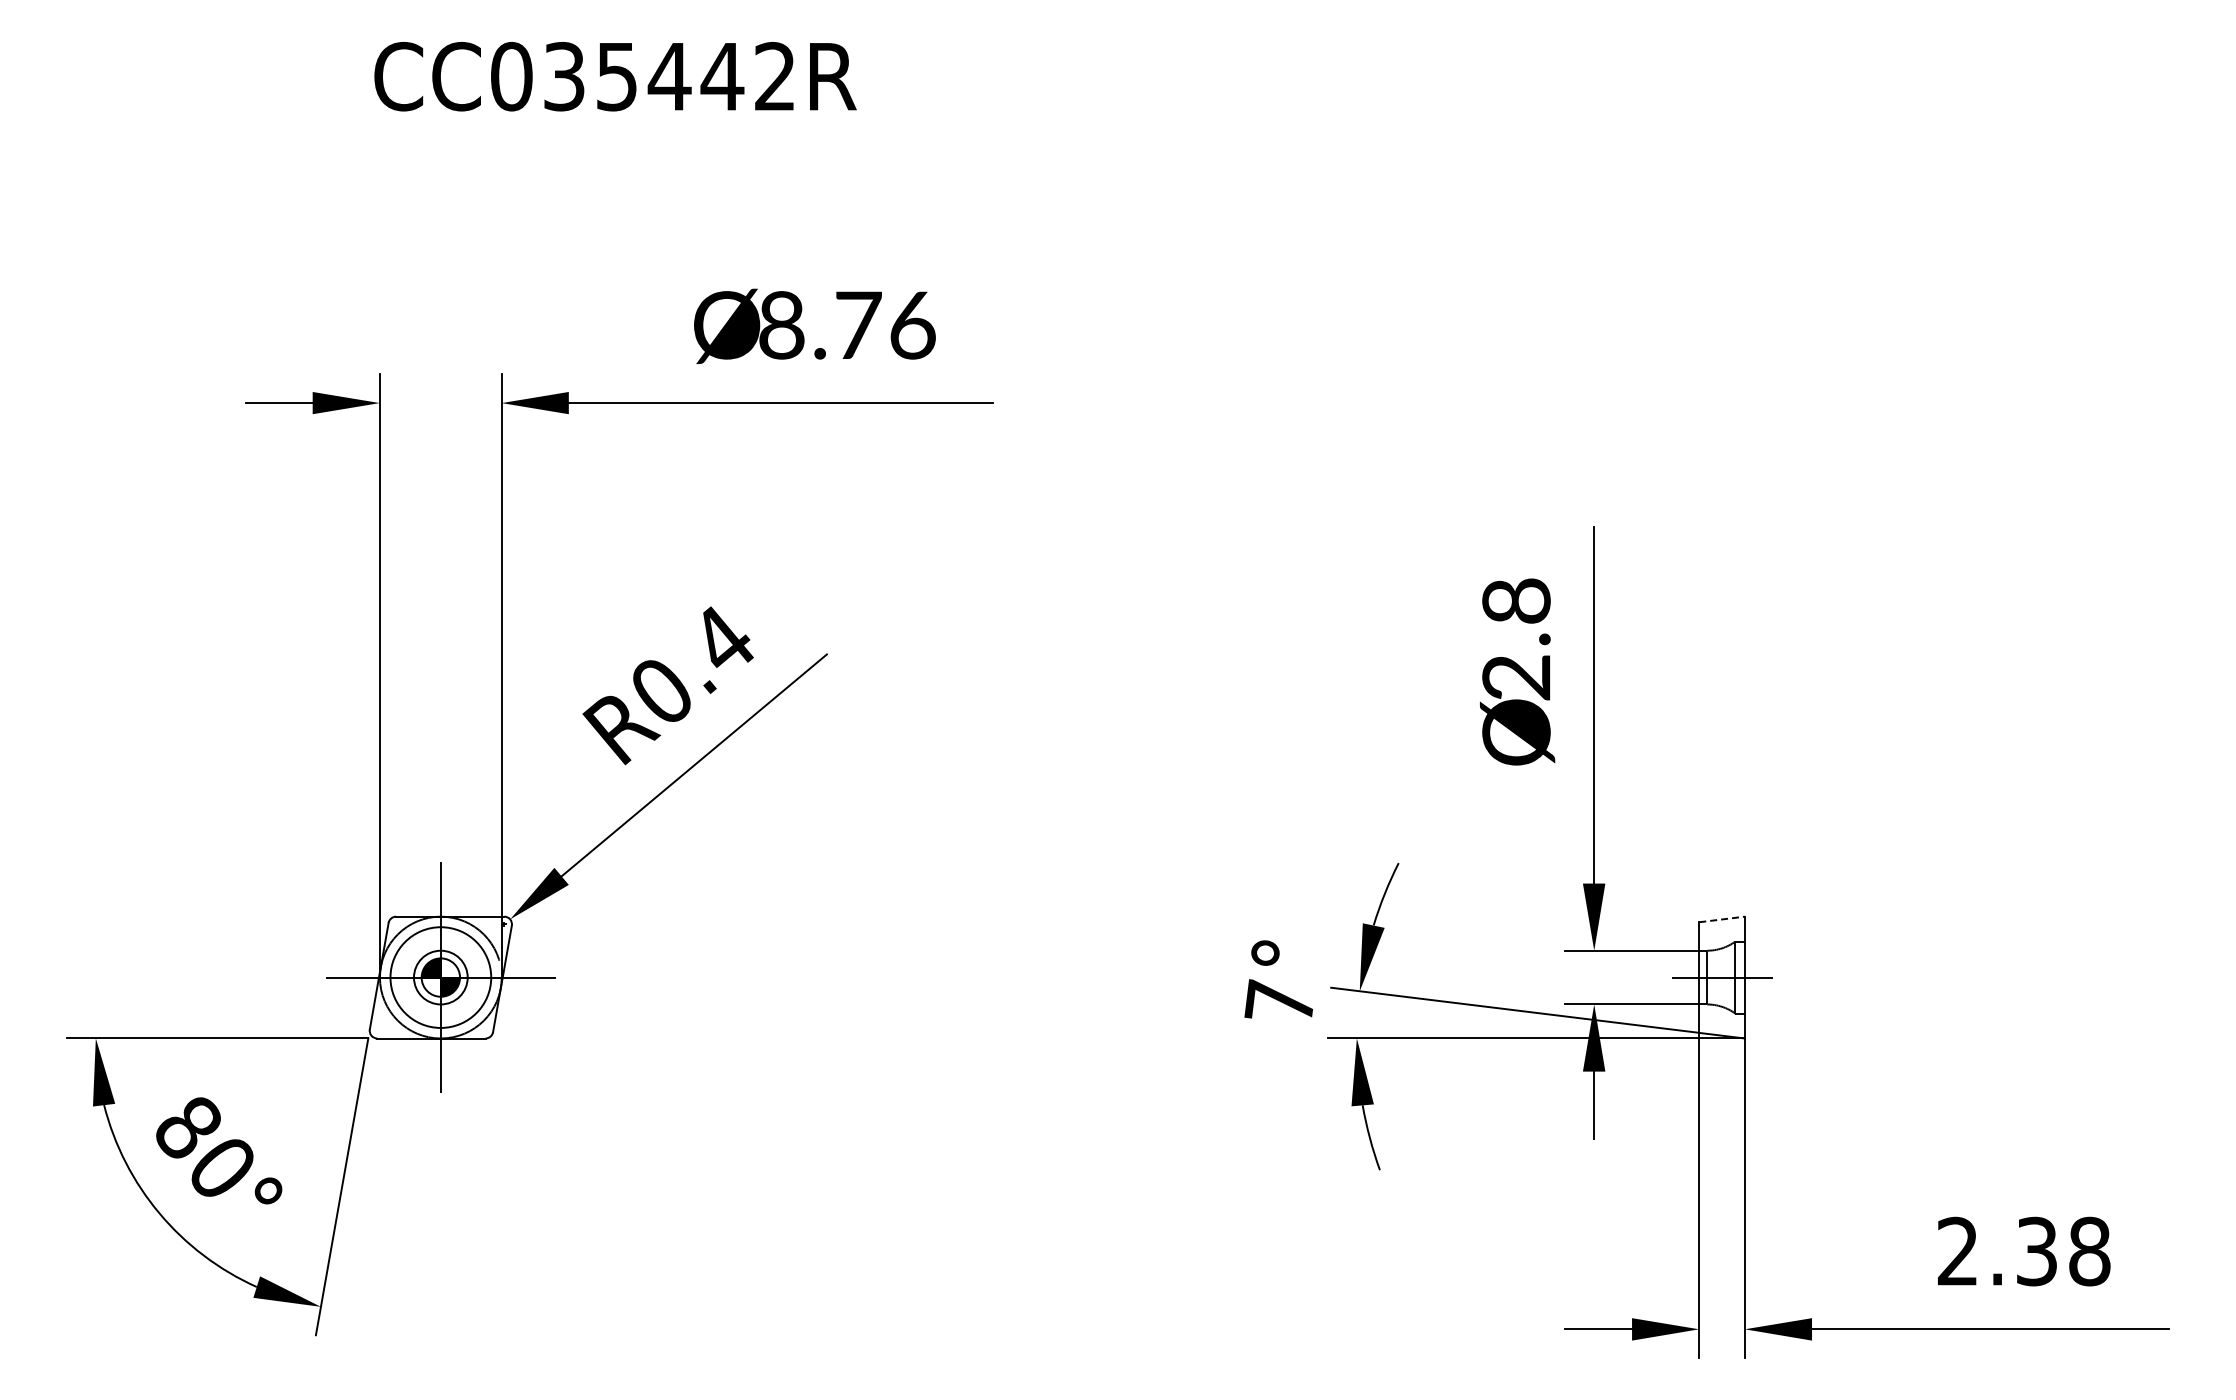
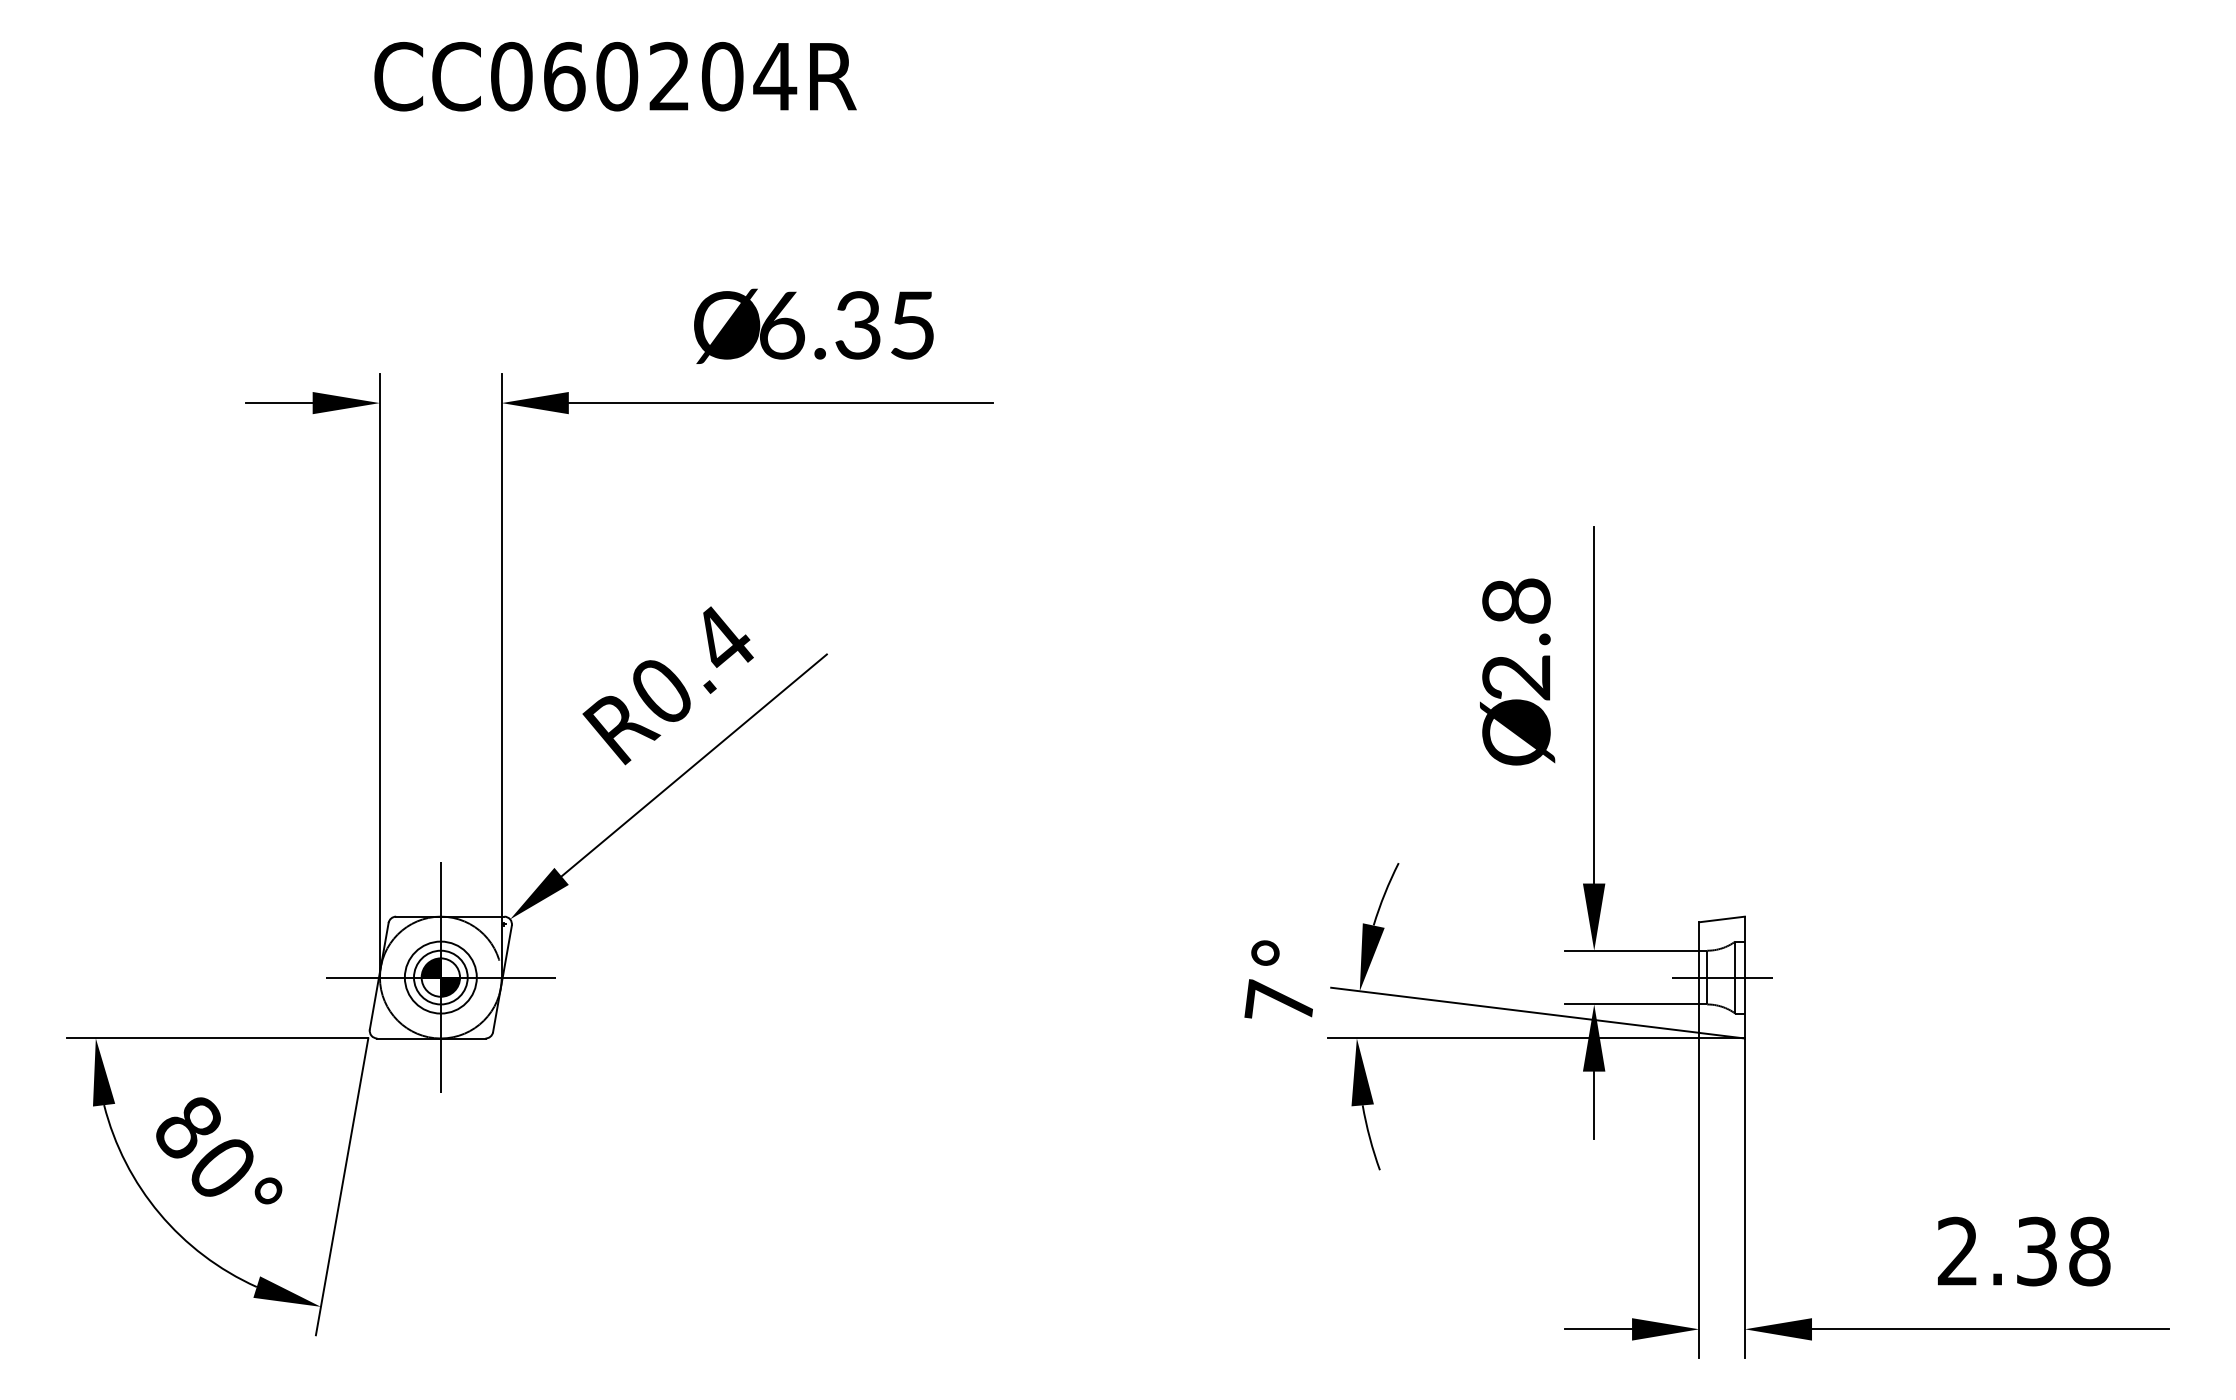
text: CC035442R -> CC060204R (670, 76)
text: 8.76 -> 6.35 (847, 325)
line: dashed -> solid (1722, 919)
circle diameter: 101 px -> 72 px (440, 977)
